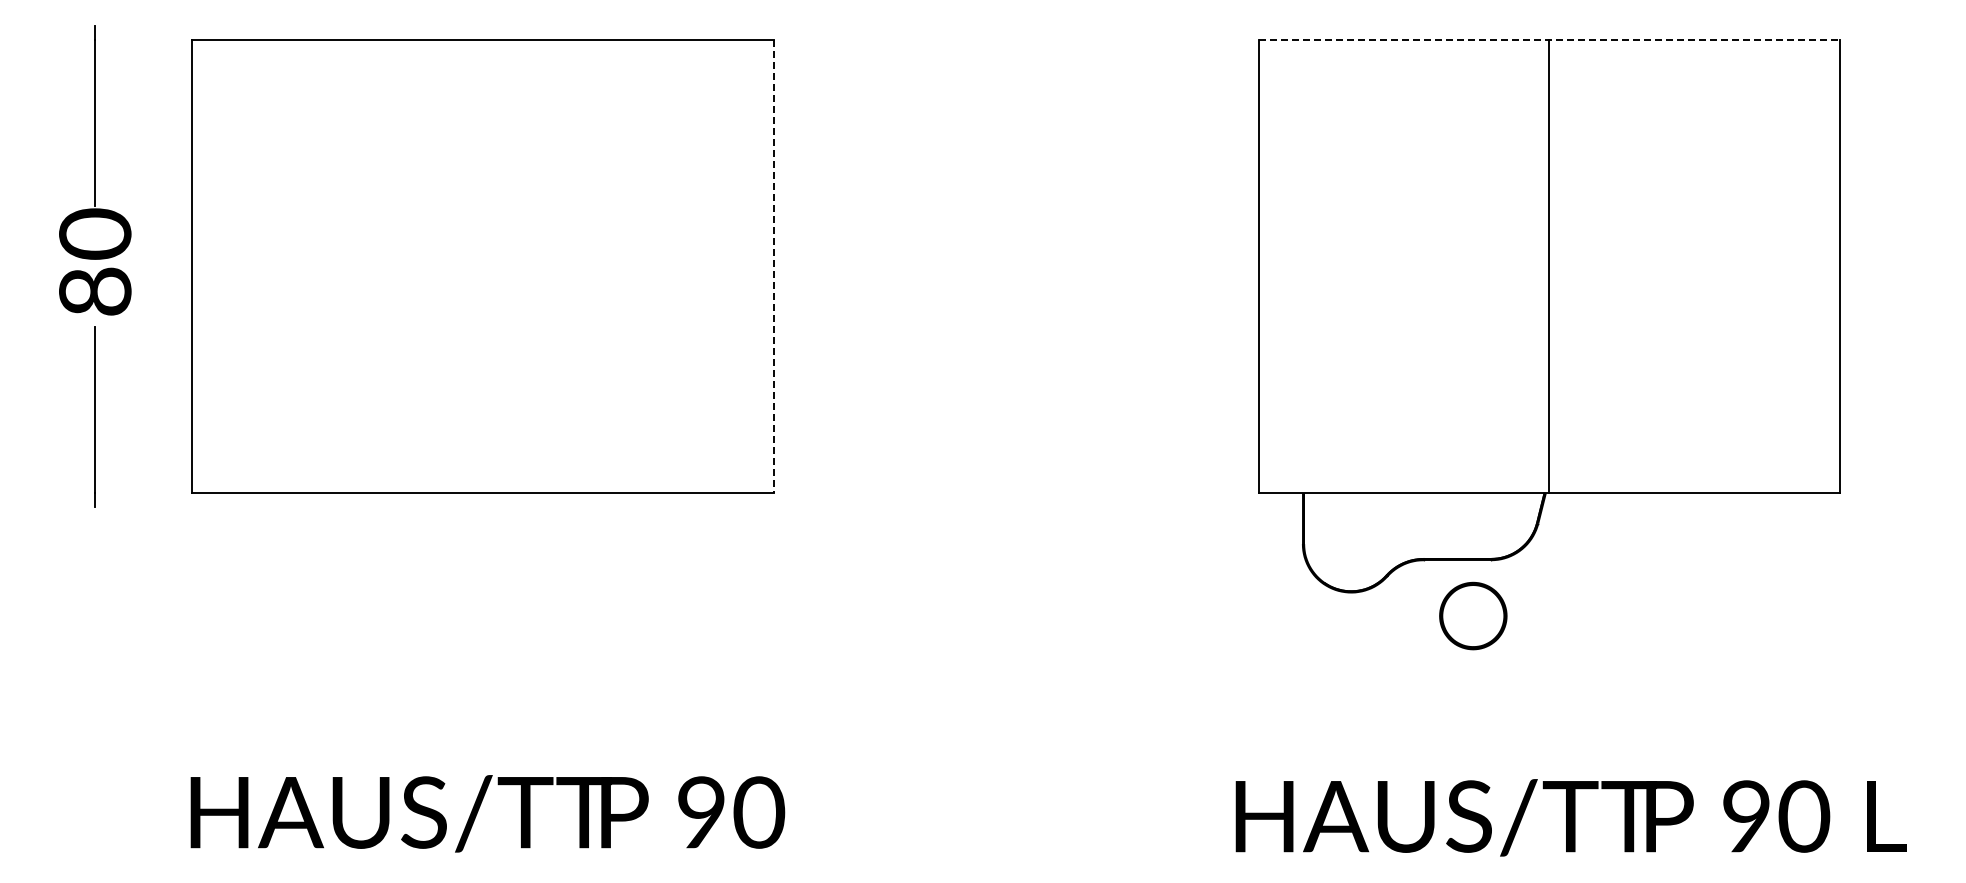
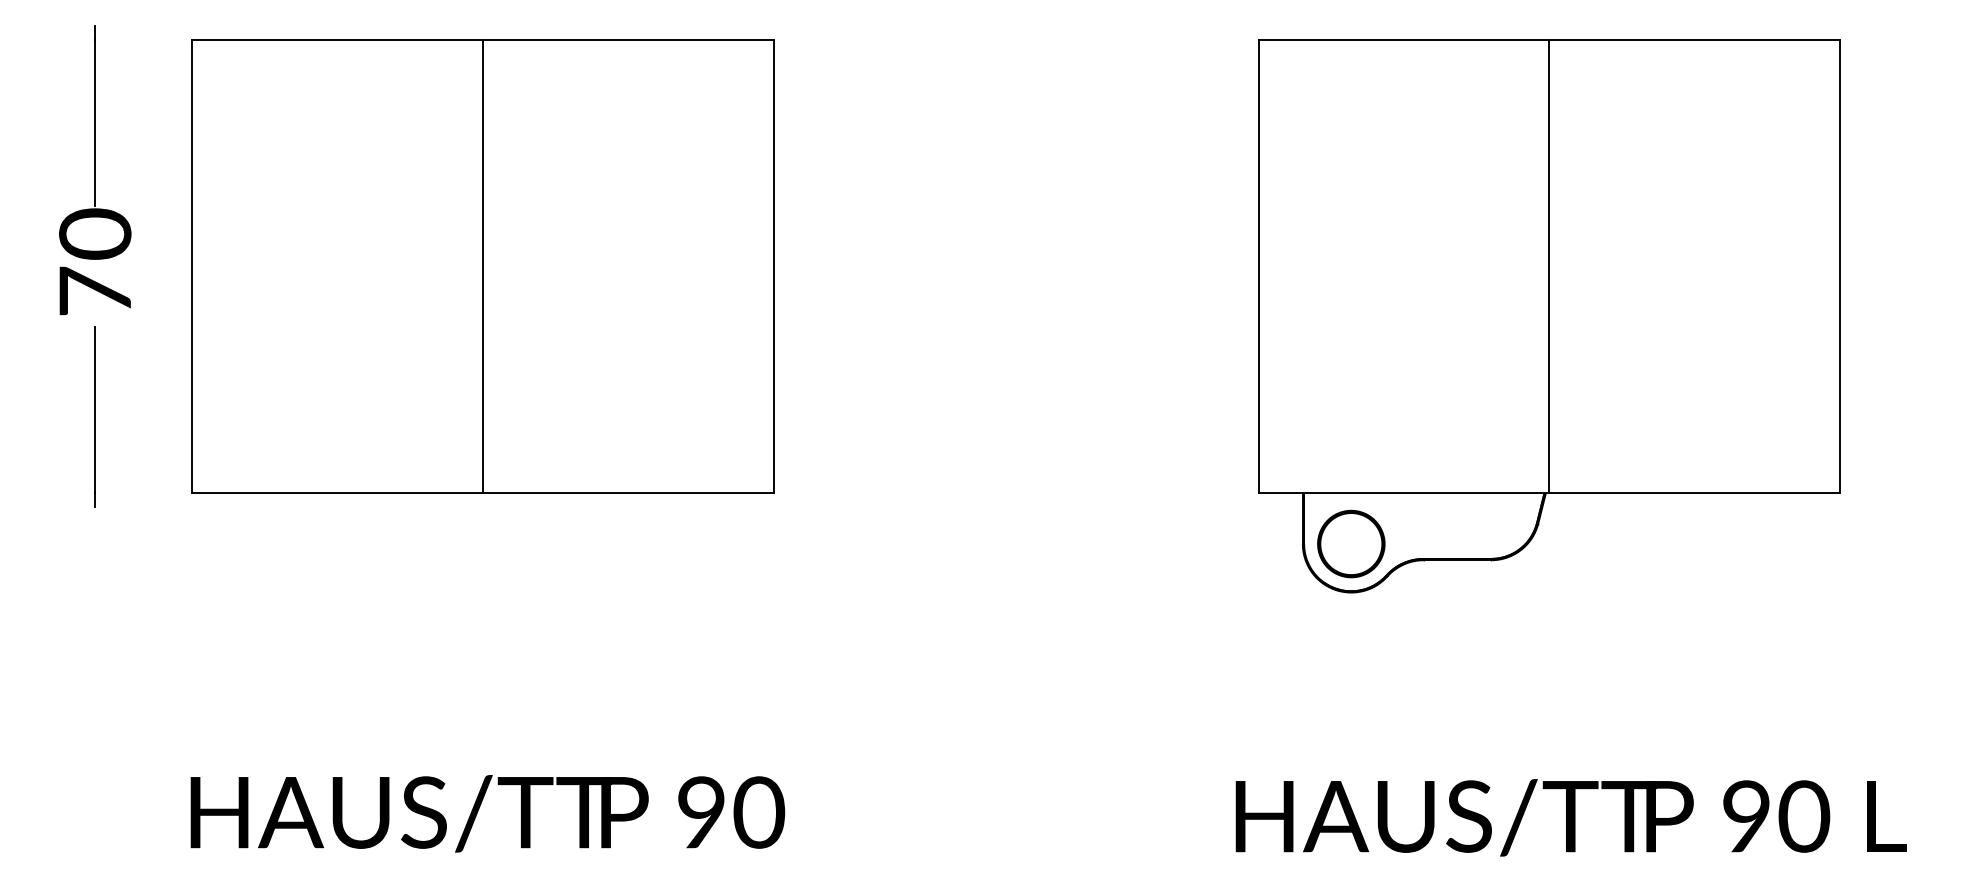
line: dashed -> solid (1549, 40)
line: none -> present (483, 266)
line: dashed -> solid (774, 266)
text: 80 -> 70 (95, 290)
part position: (1473, 615) -> (1351, 543) (1351, 543)
